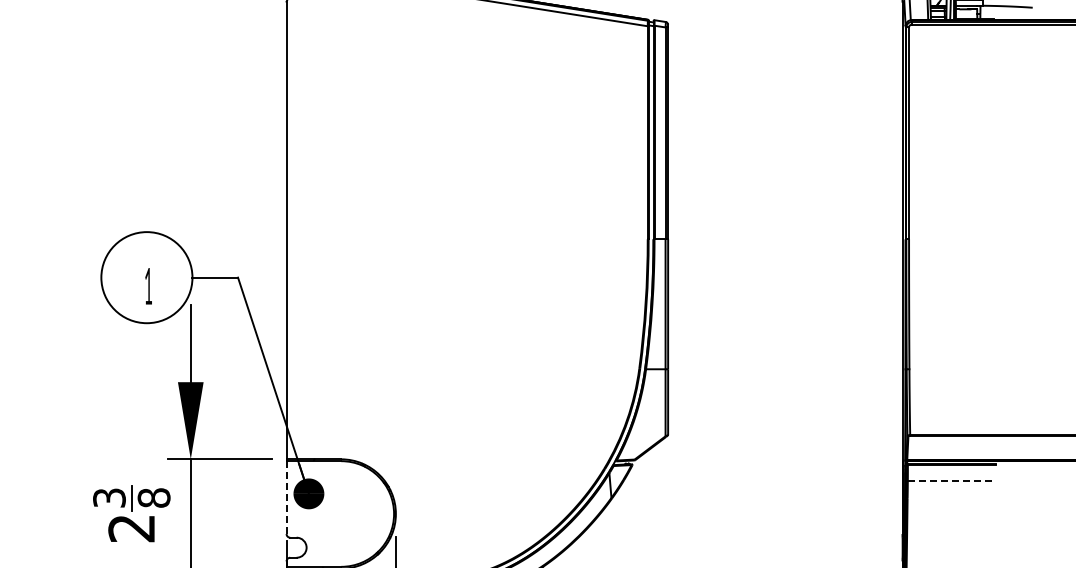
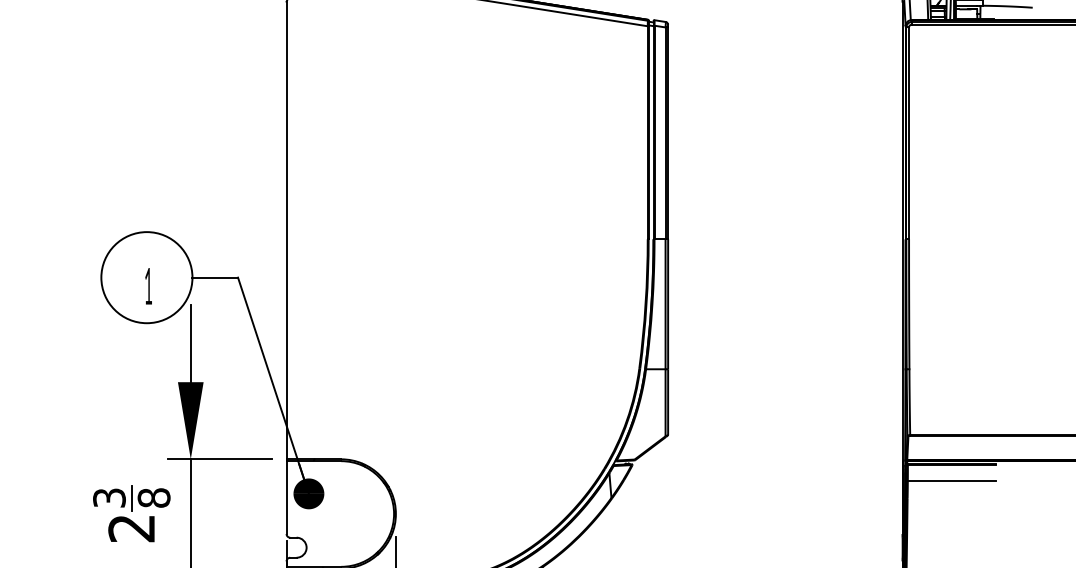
line: dashed -> solid (951, 480)
line: dashed -> solid (286, 497)
